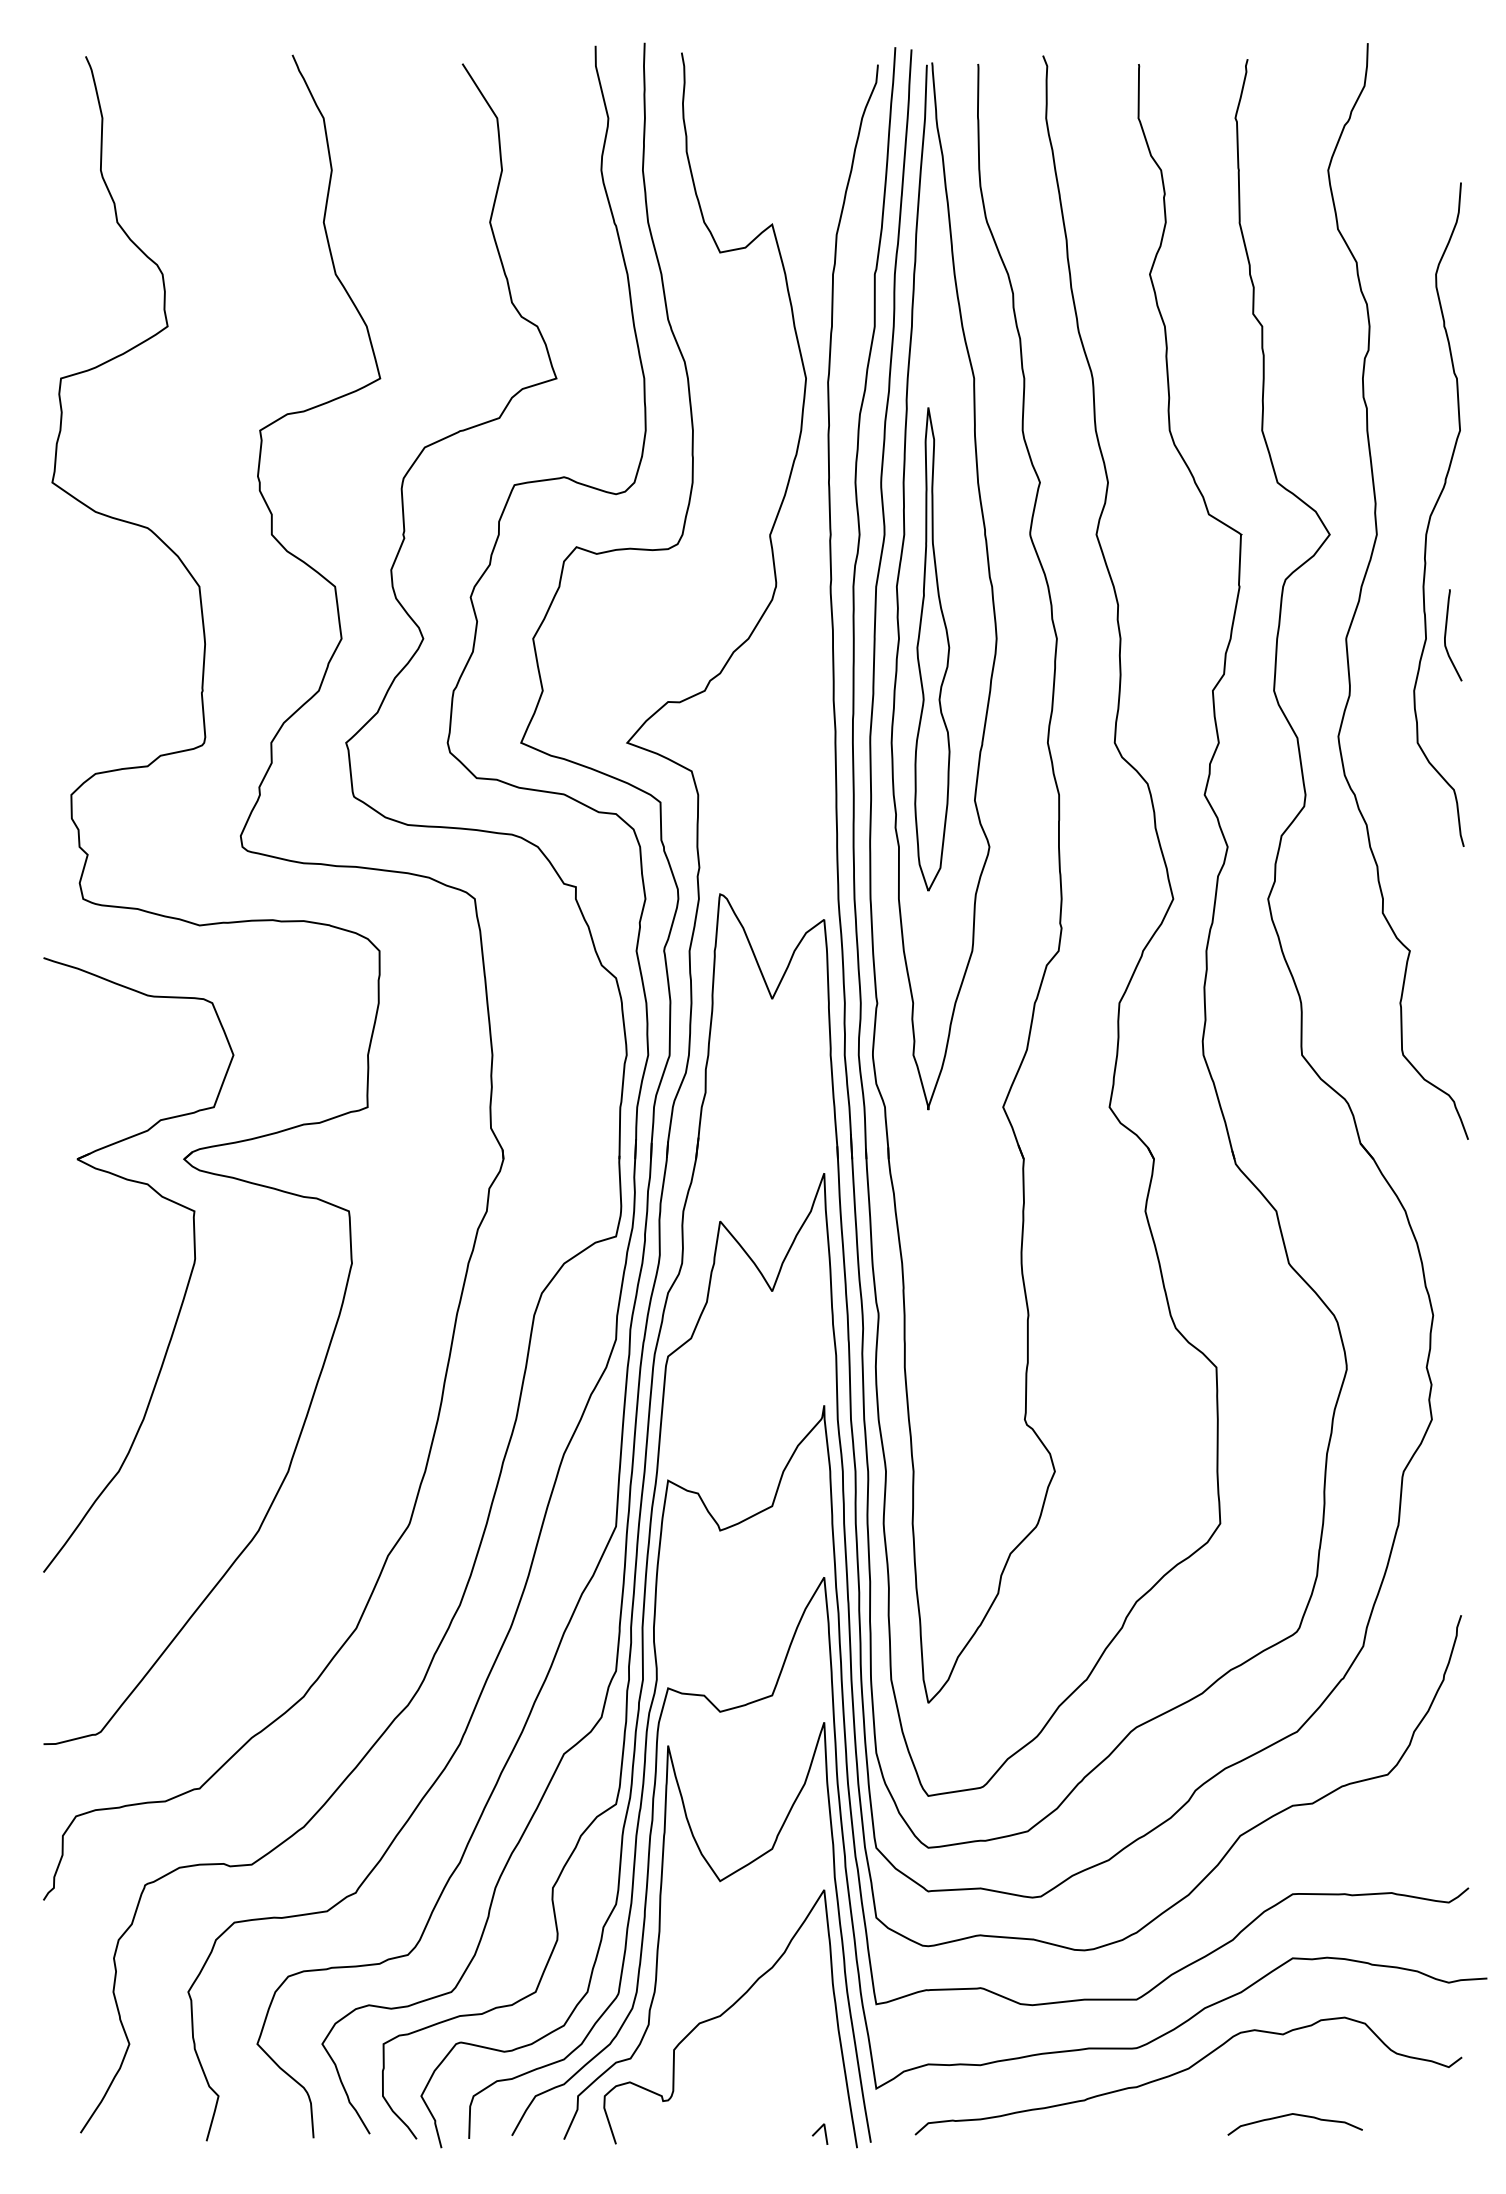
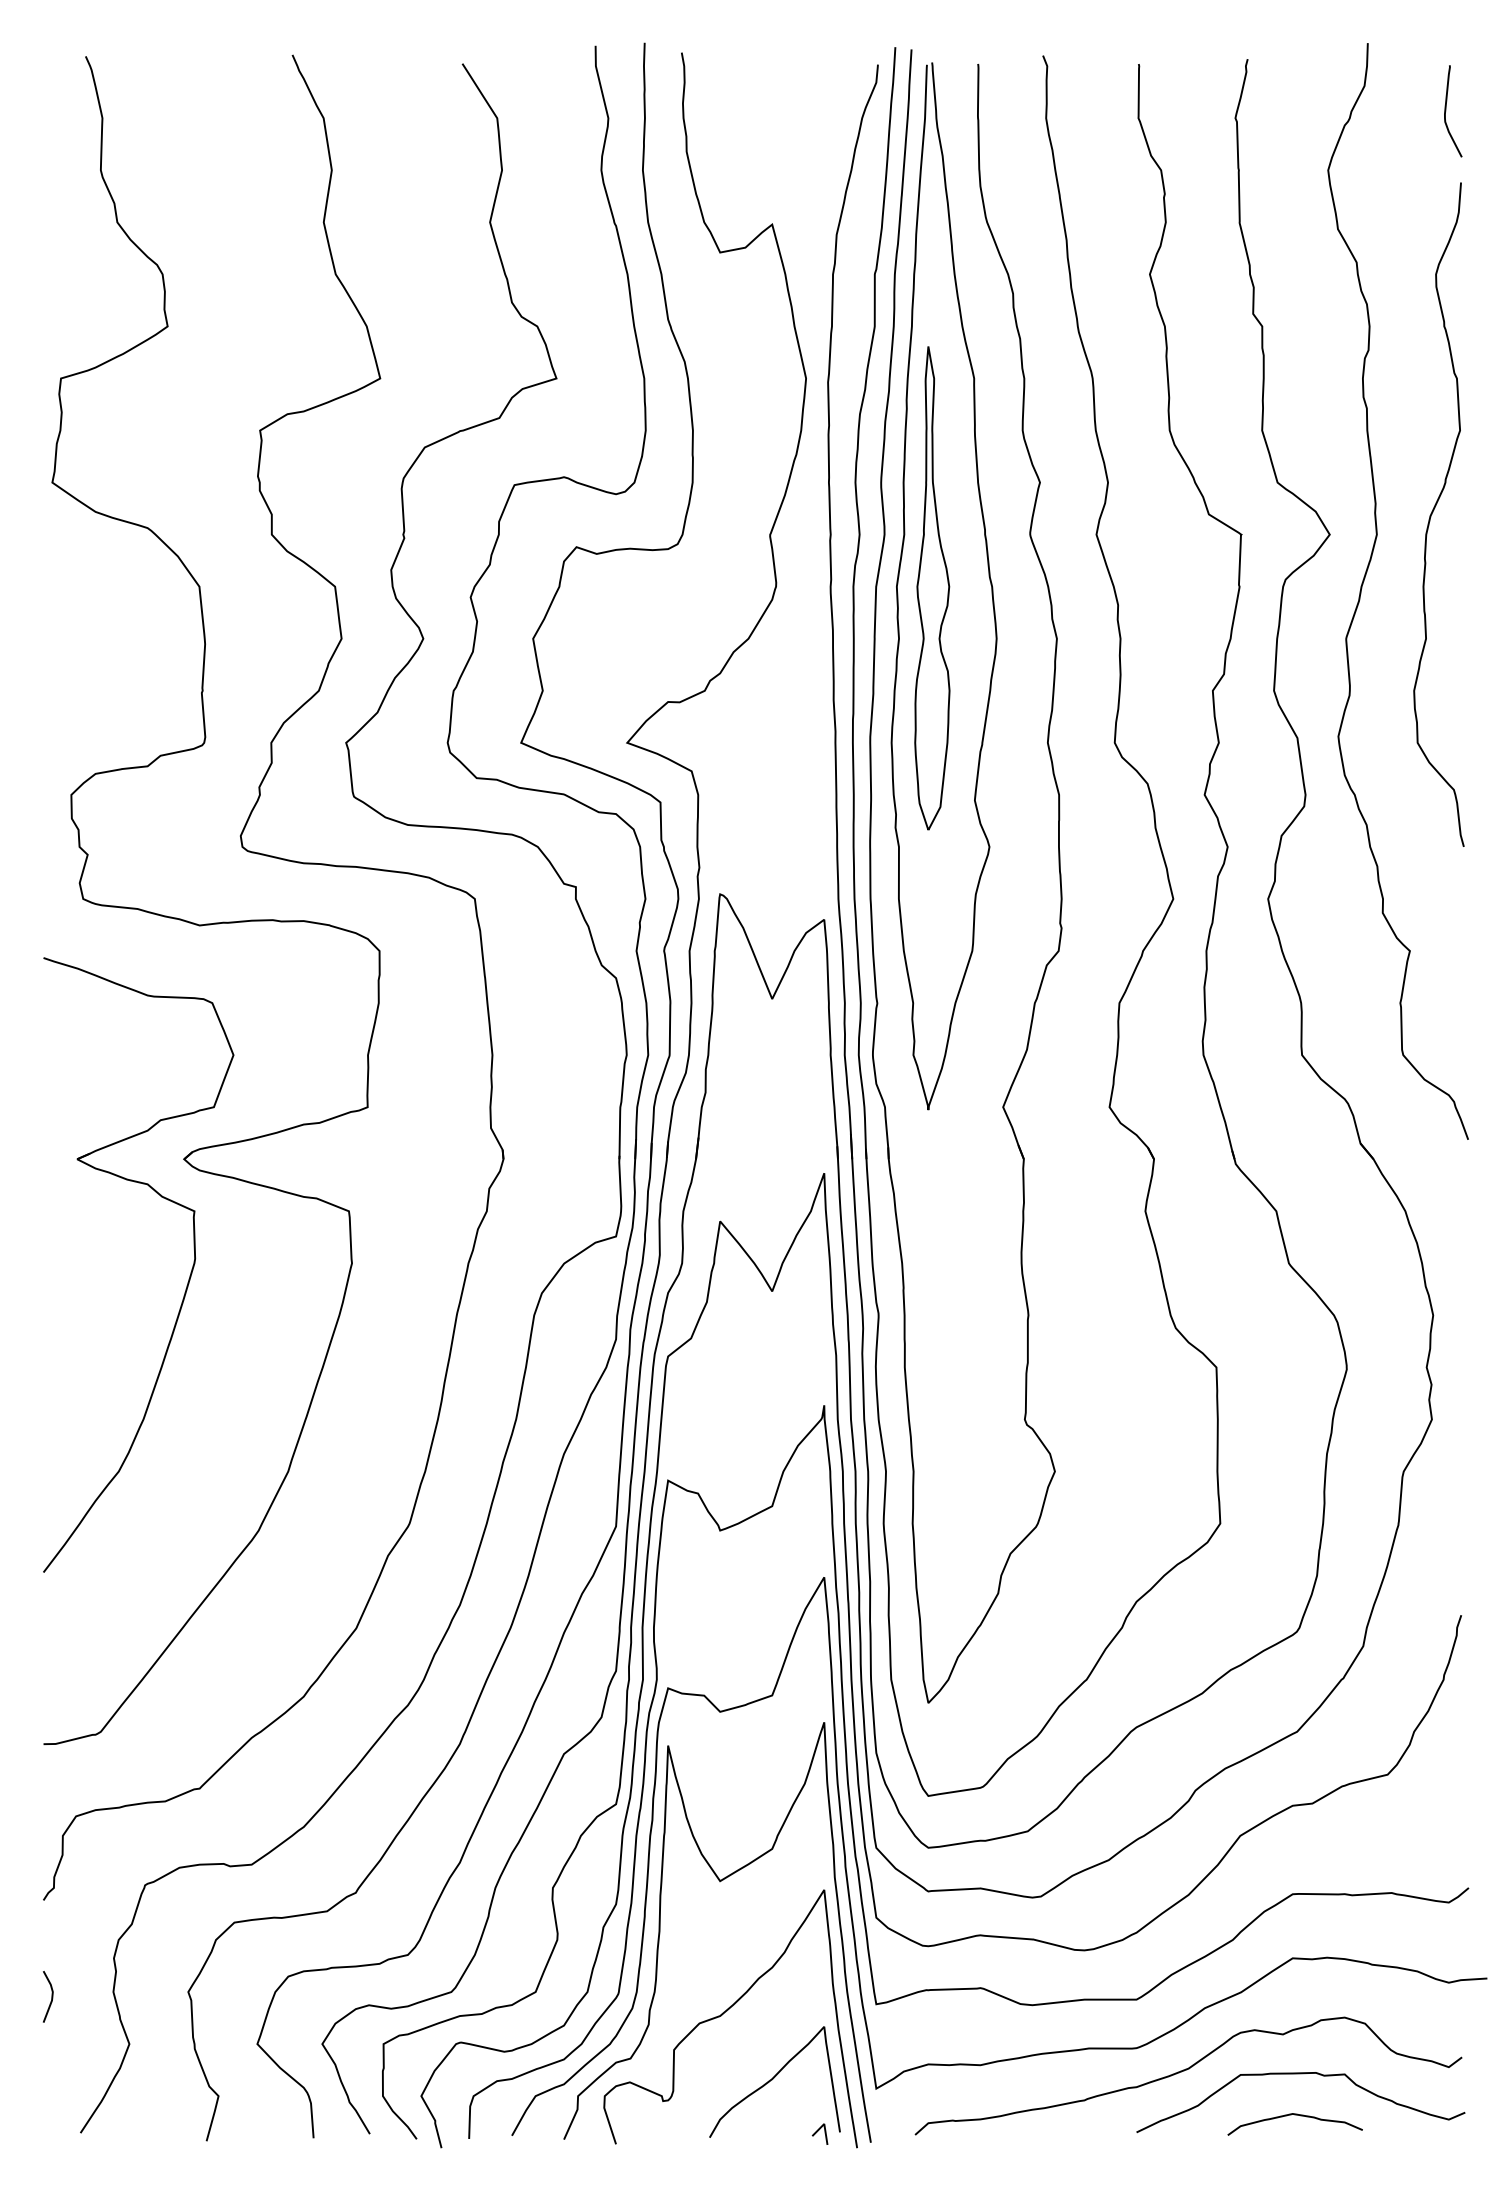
curve position: (1446, 635) -> (1446, 111) (1446, 111)
part position: (932, 649) -> (932, 588) (932, 588)
line: none -> present (51, 1996)
curve: none -> present (1300, 2074)
curve: none -> present (773, 2079)
